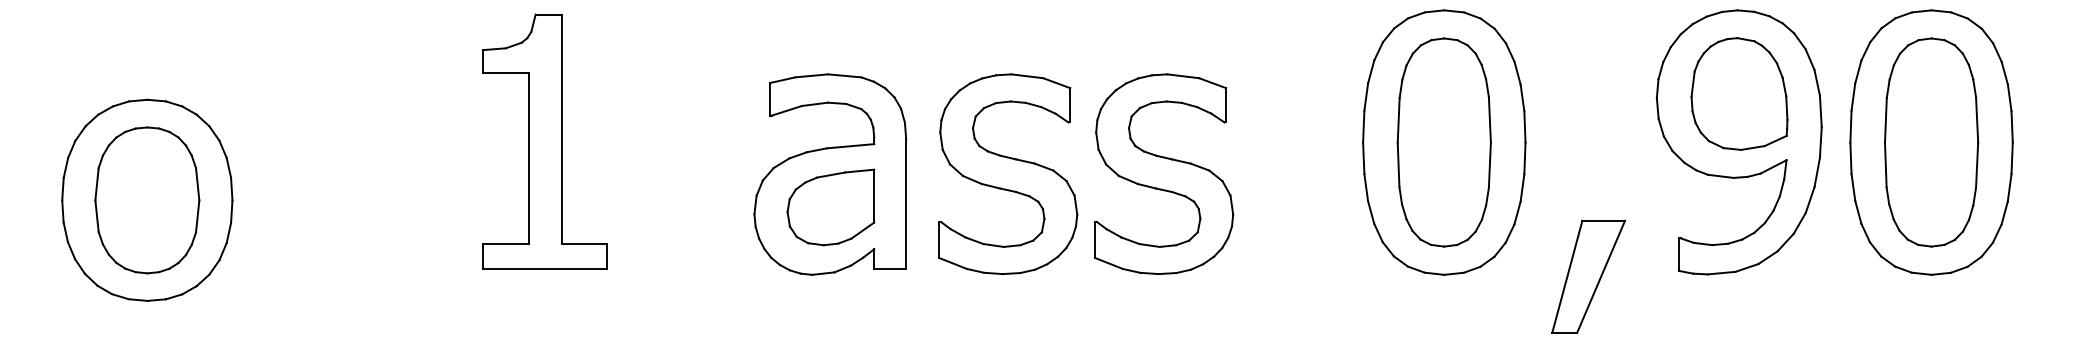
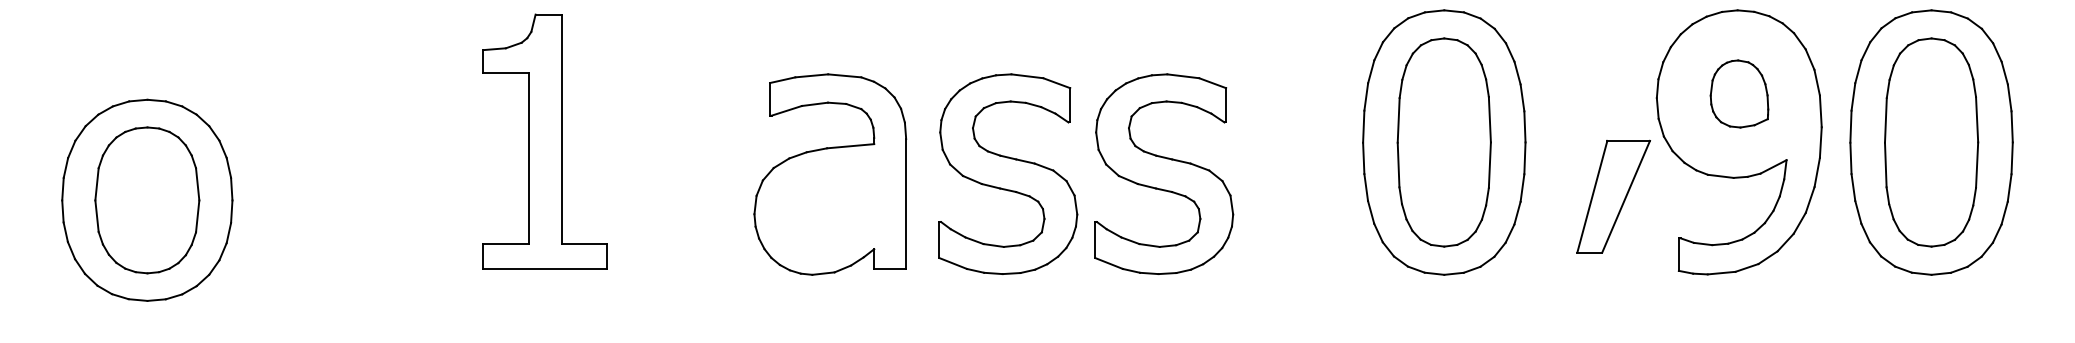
part size: 99x114 px -> 61x70 px (1739, 93)
part: present -> none (830, 207)
part position: (1588, 276) -> (1613, 196) (1613, 196)
